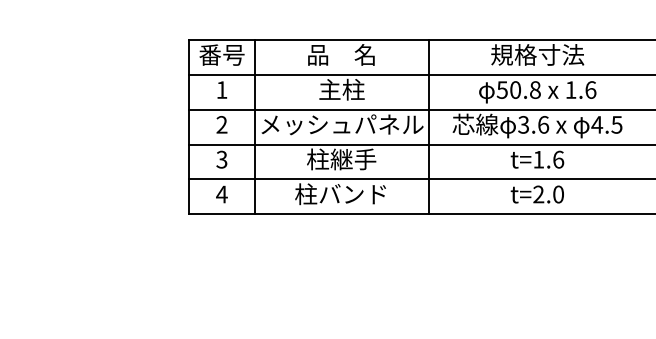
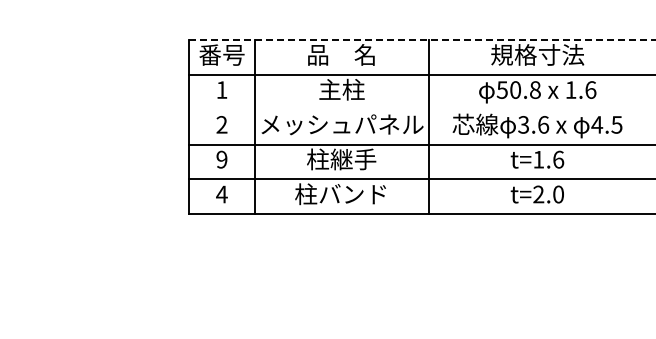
line: solid -> dashed (422, 40)
line: present -> none (420, 109)
text: 3 -> 9 (221, 159)
